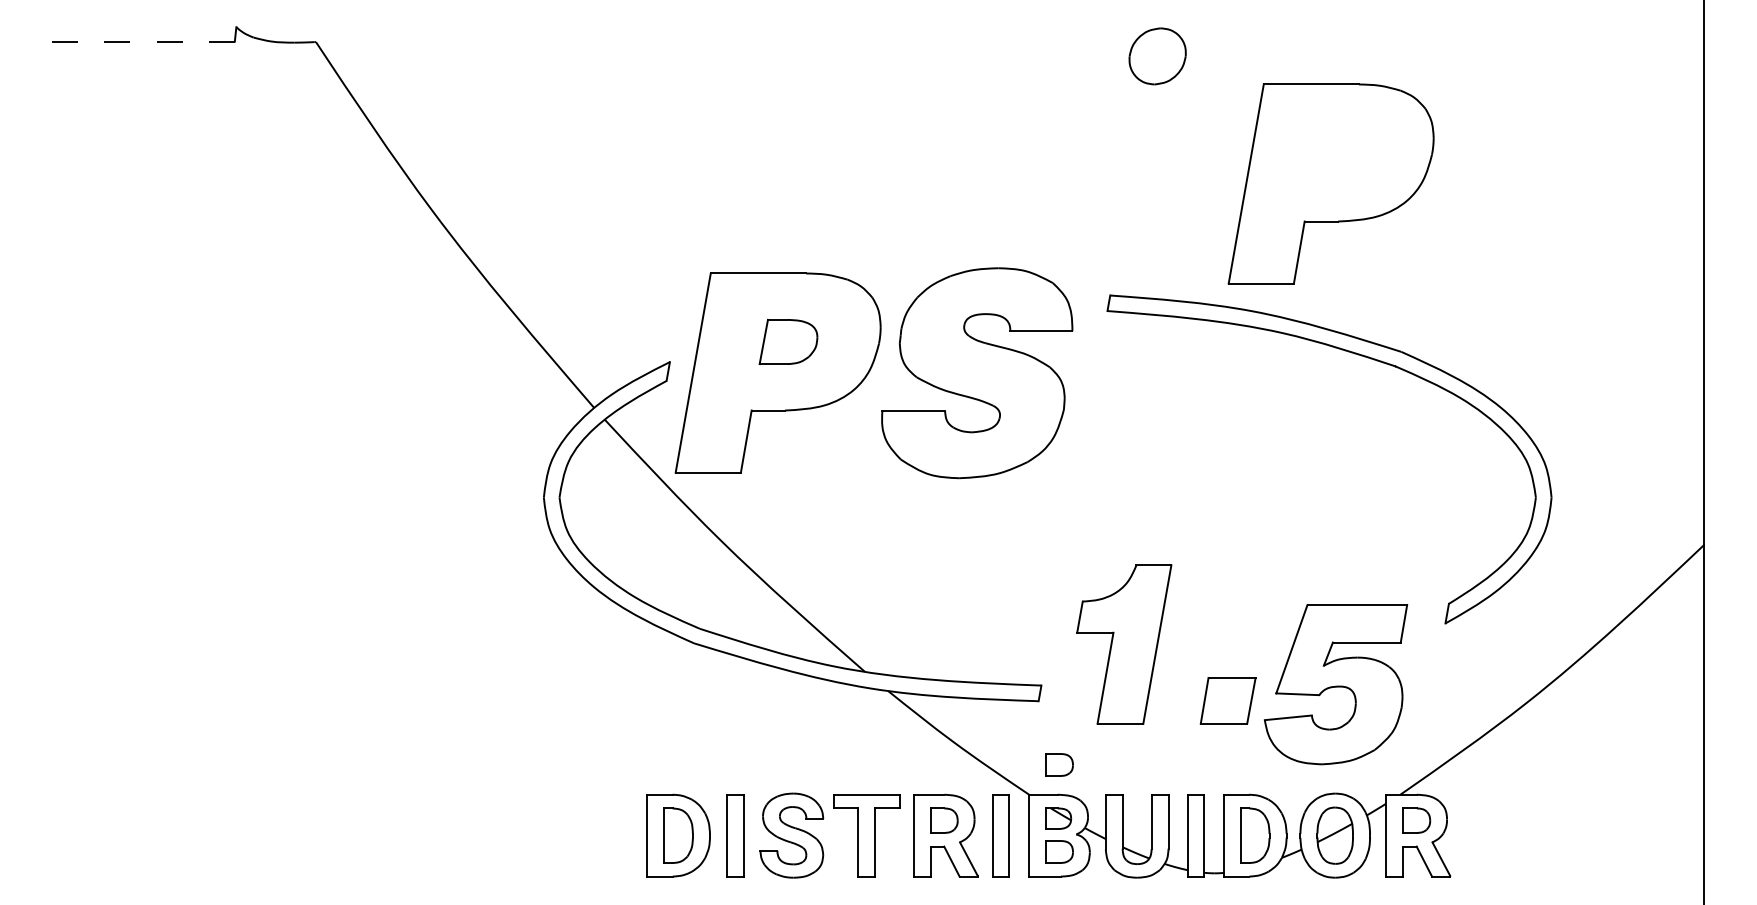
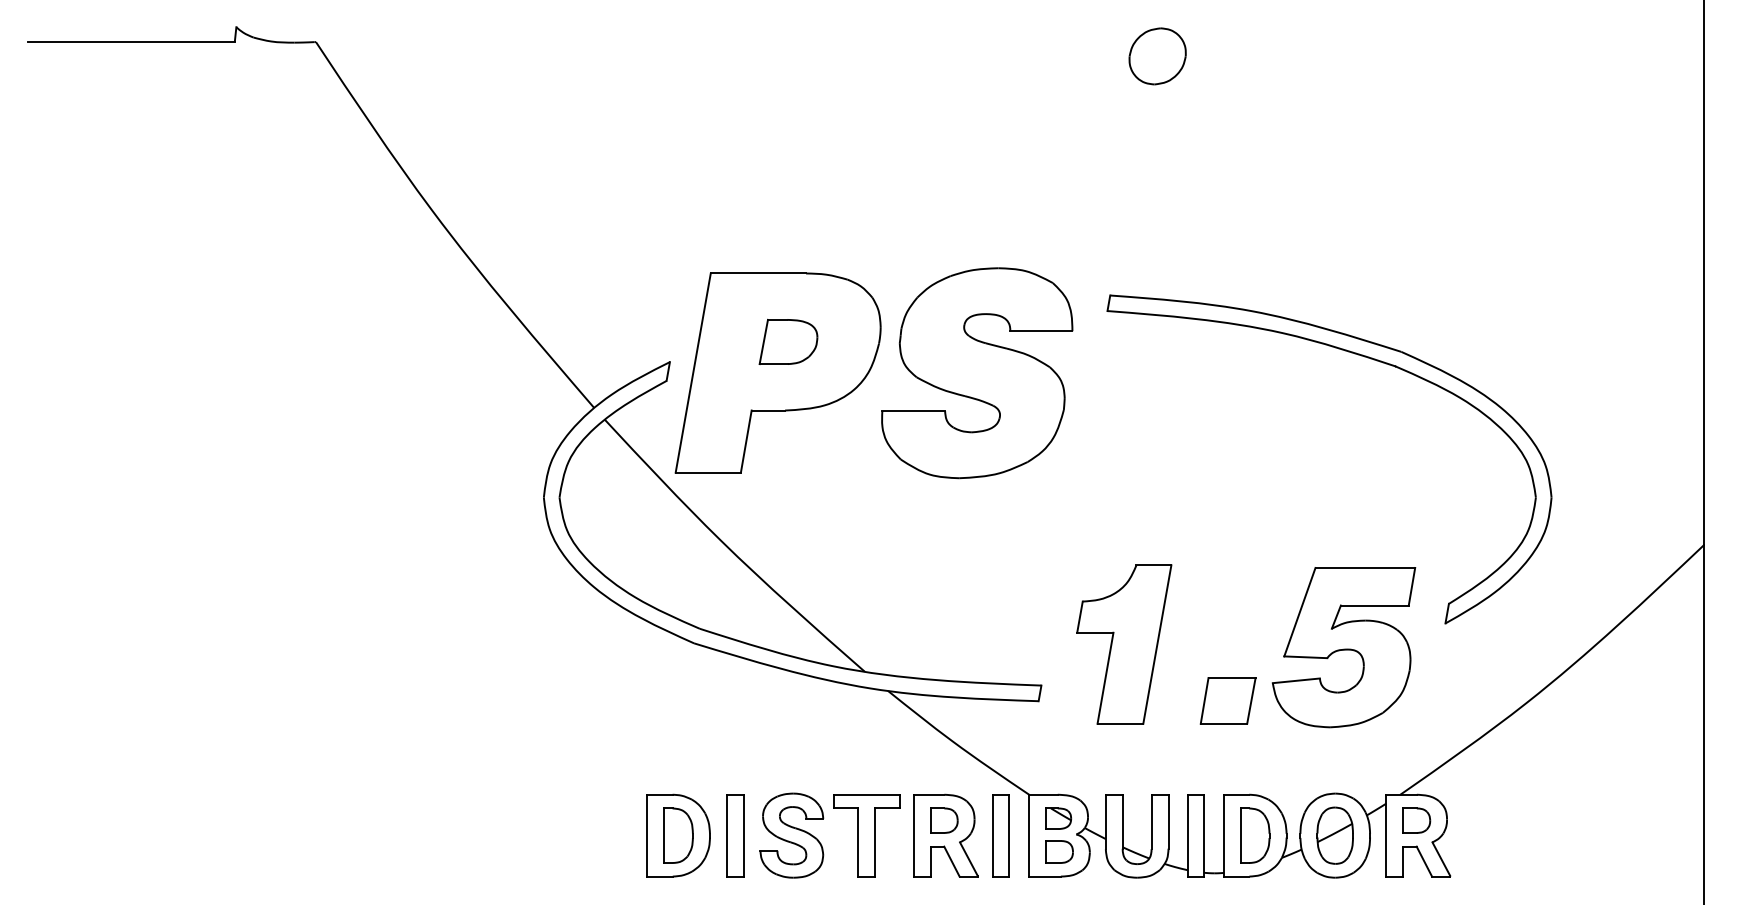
line: dashed -> solid (131, 41)
part: present -> none (1330, 183)
part position: (1335, 684) -> (1343, 647) (1343, 647)
part: present -> none (1059, 764)
